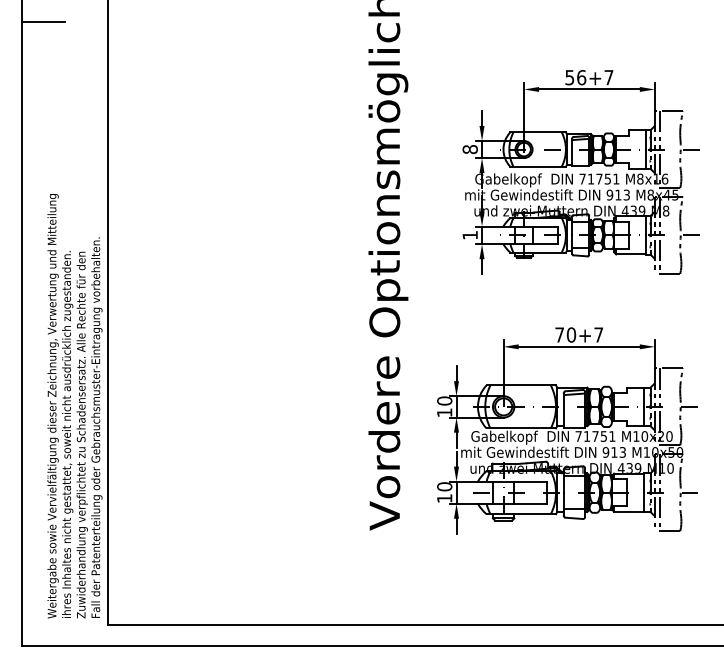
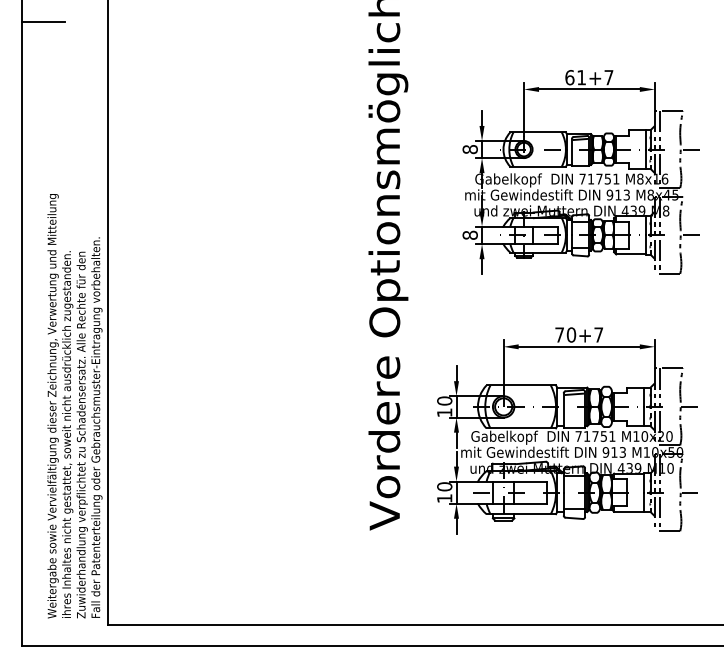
text: 56+7 -> 61+7 (575, 77)
text: 1 -> 8 (469, 234)
